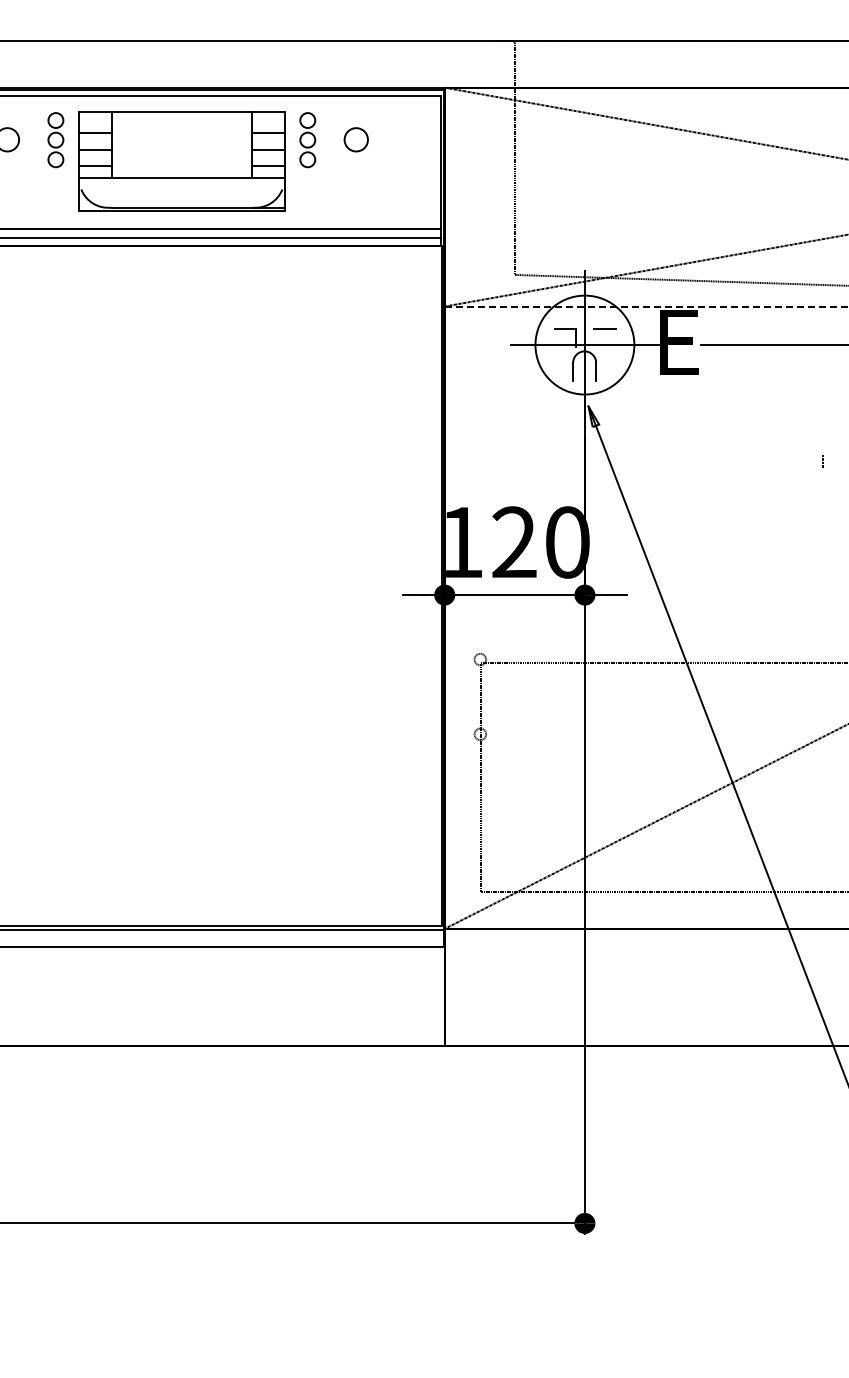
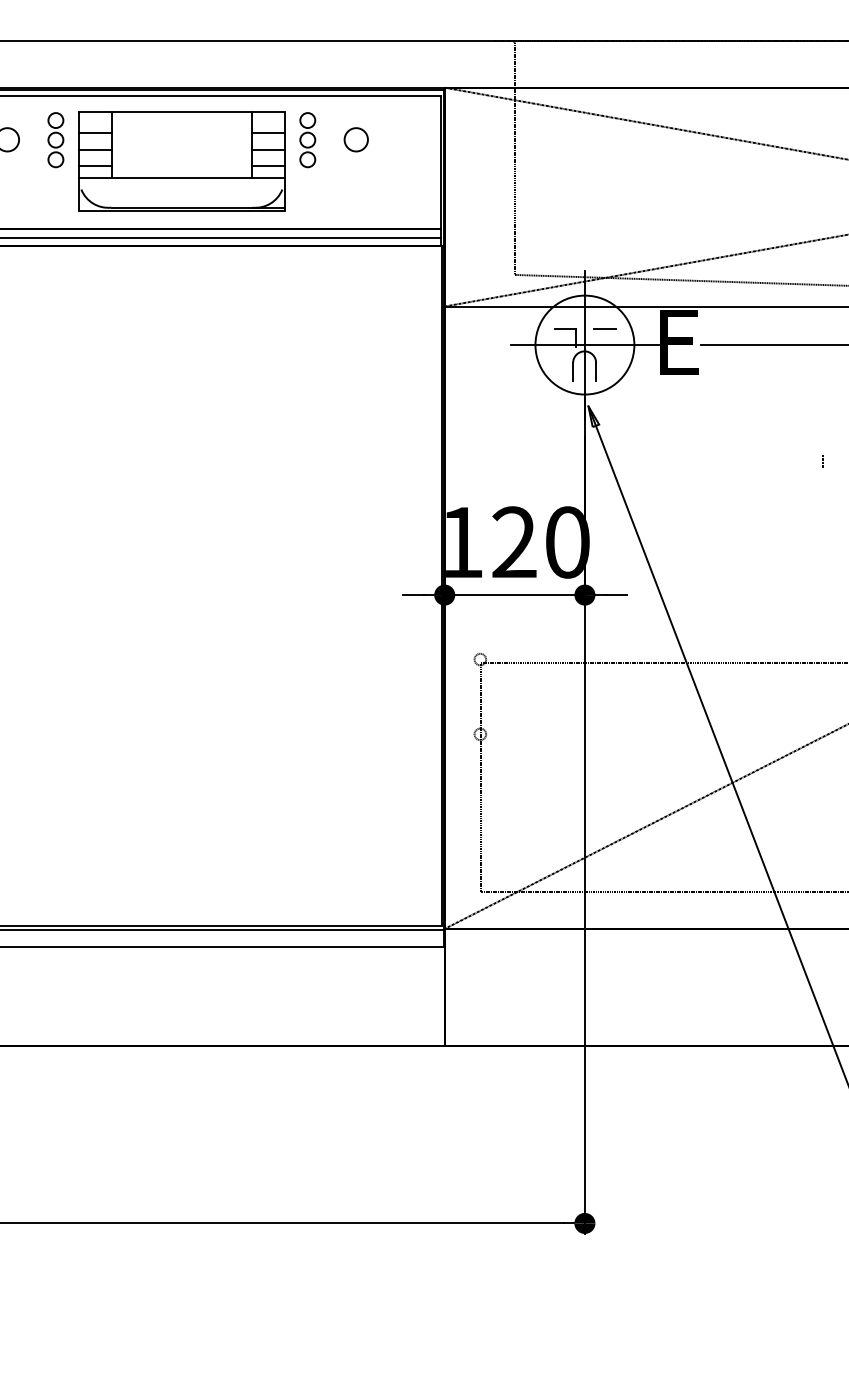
line: dashed -> solid (646, 306)
